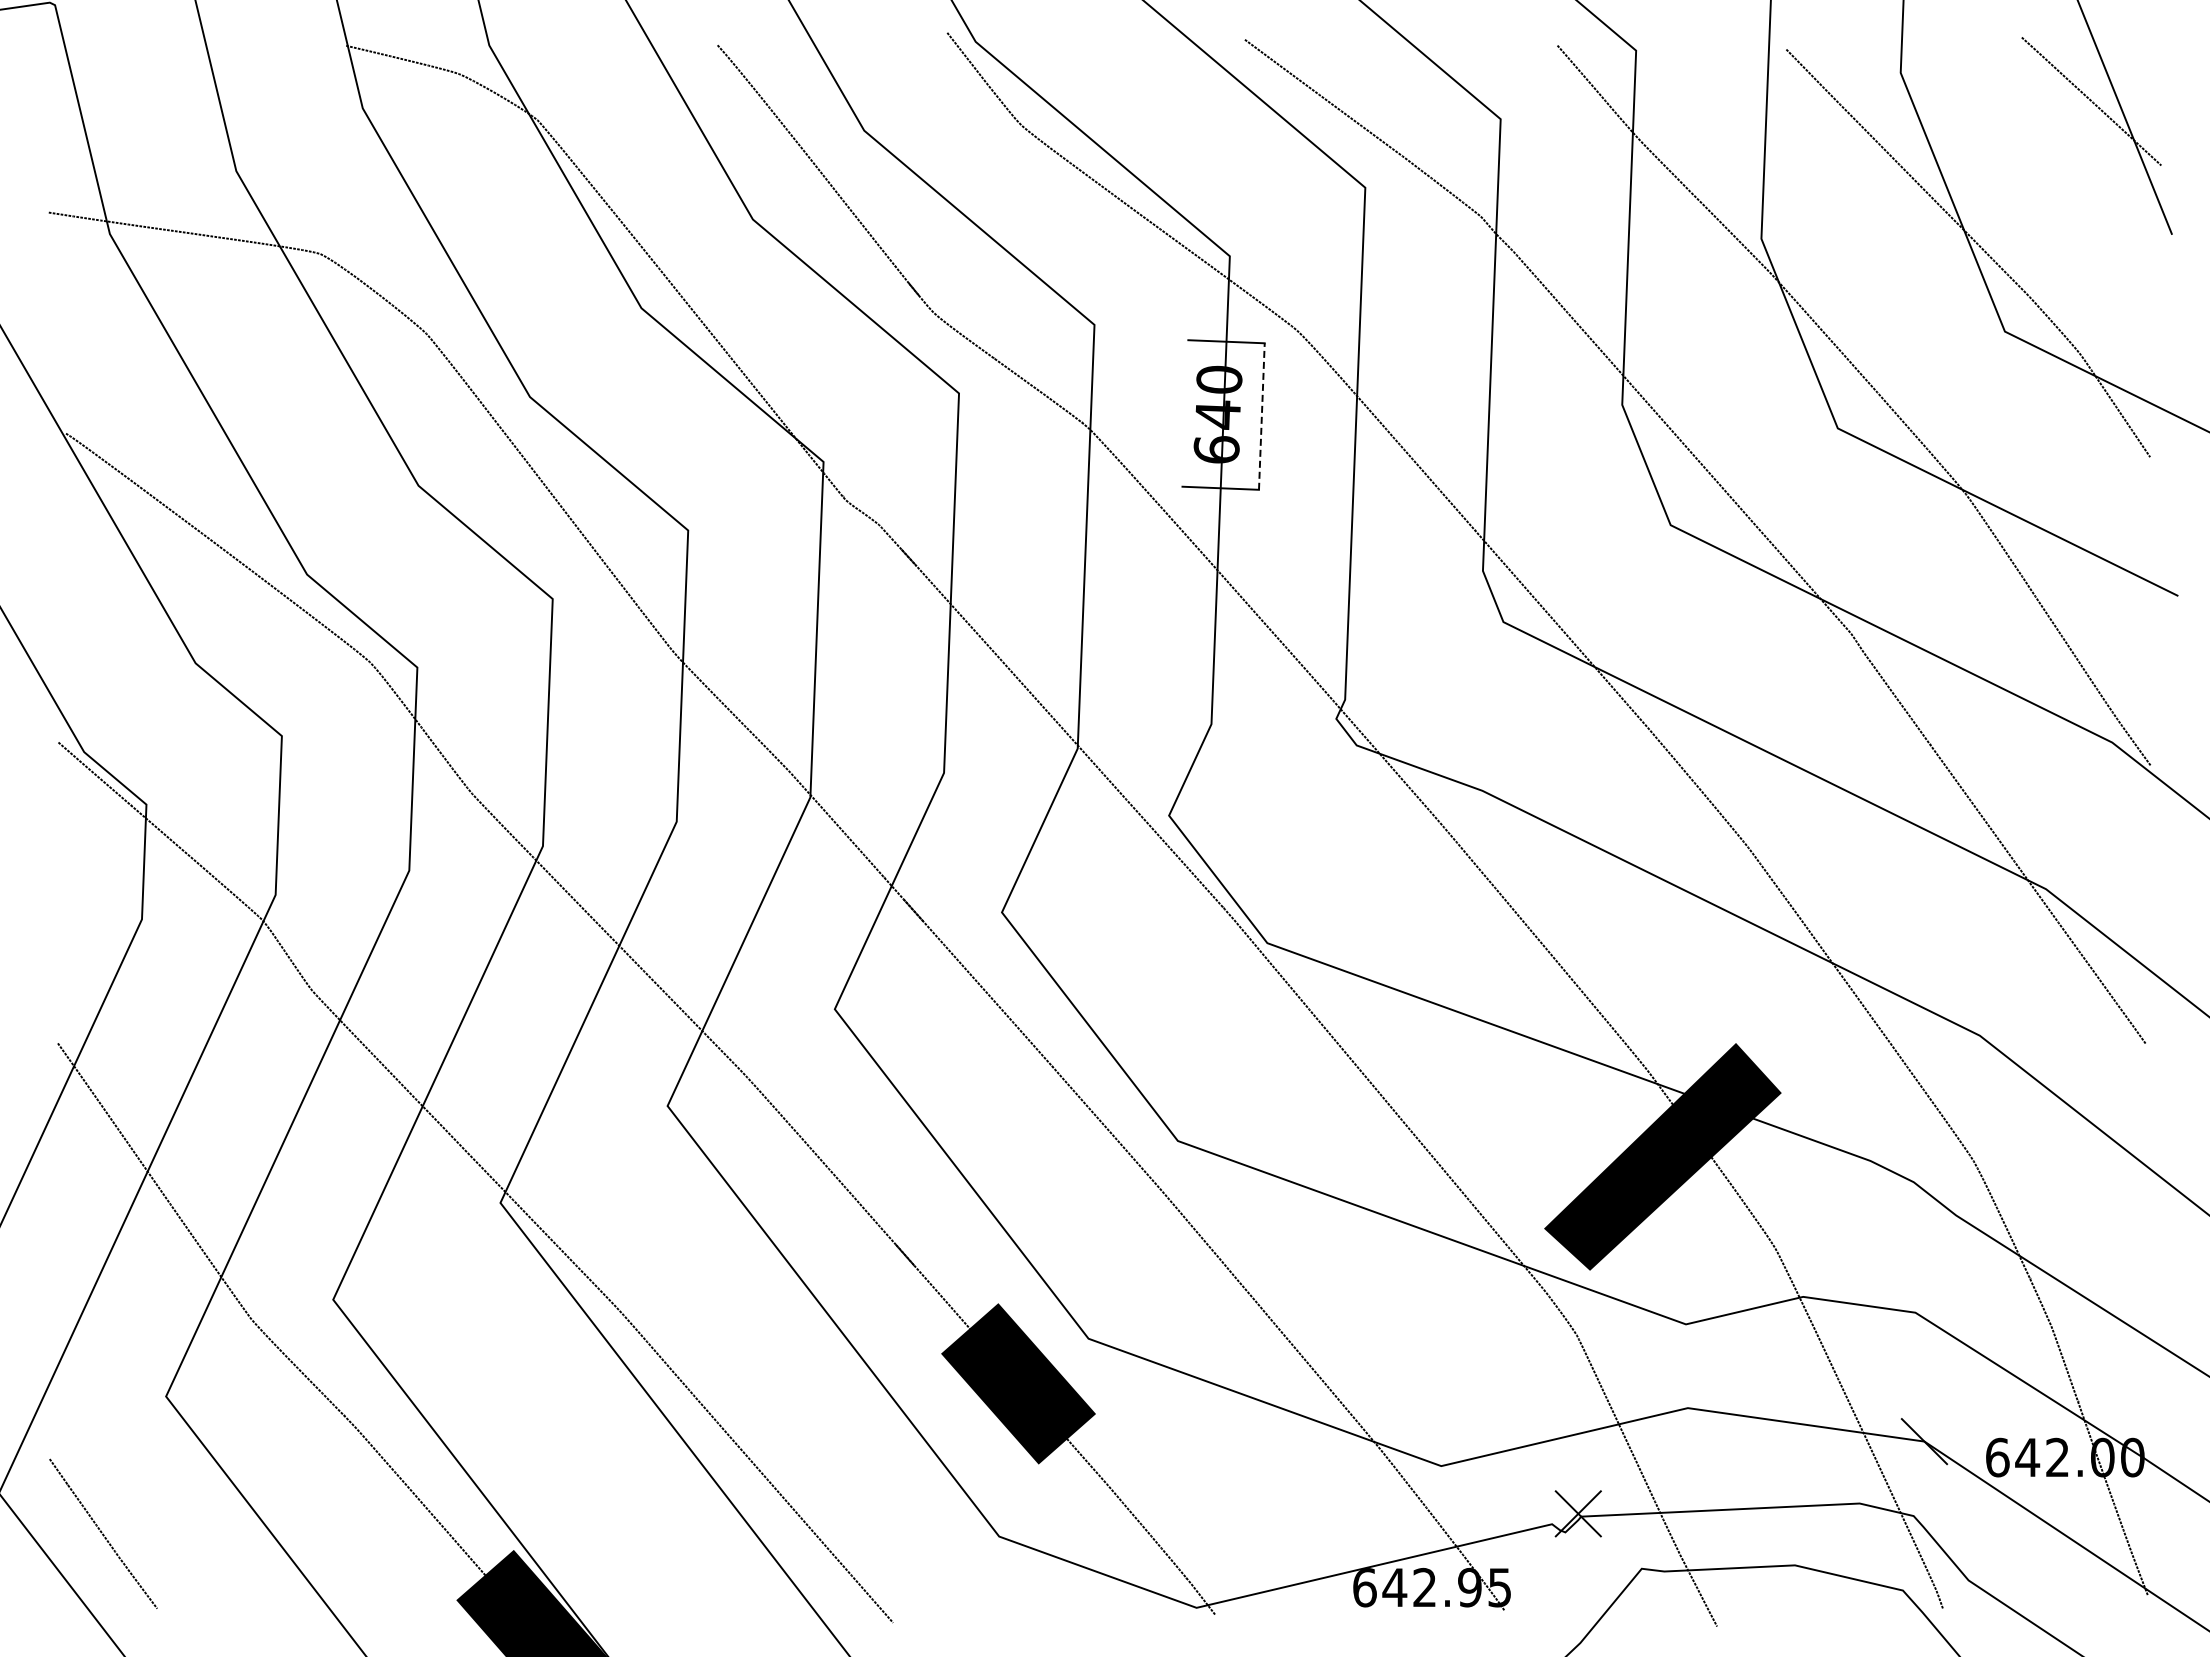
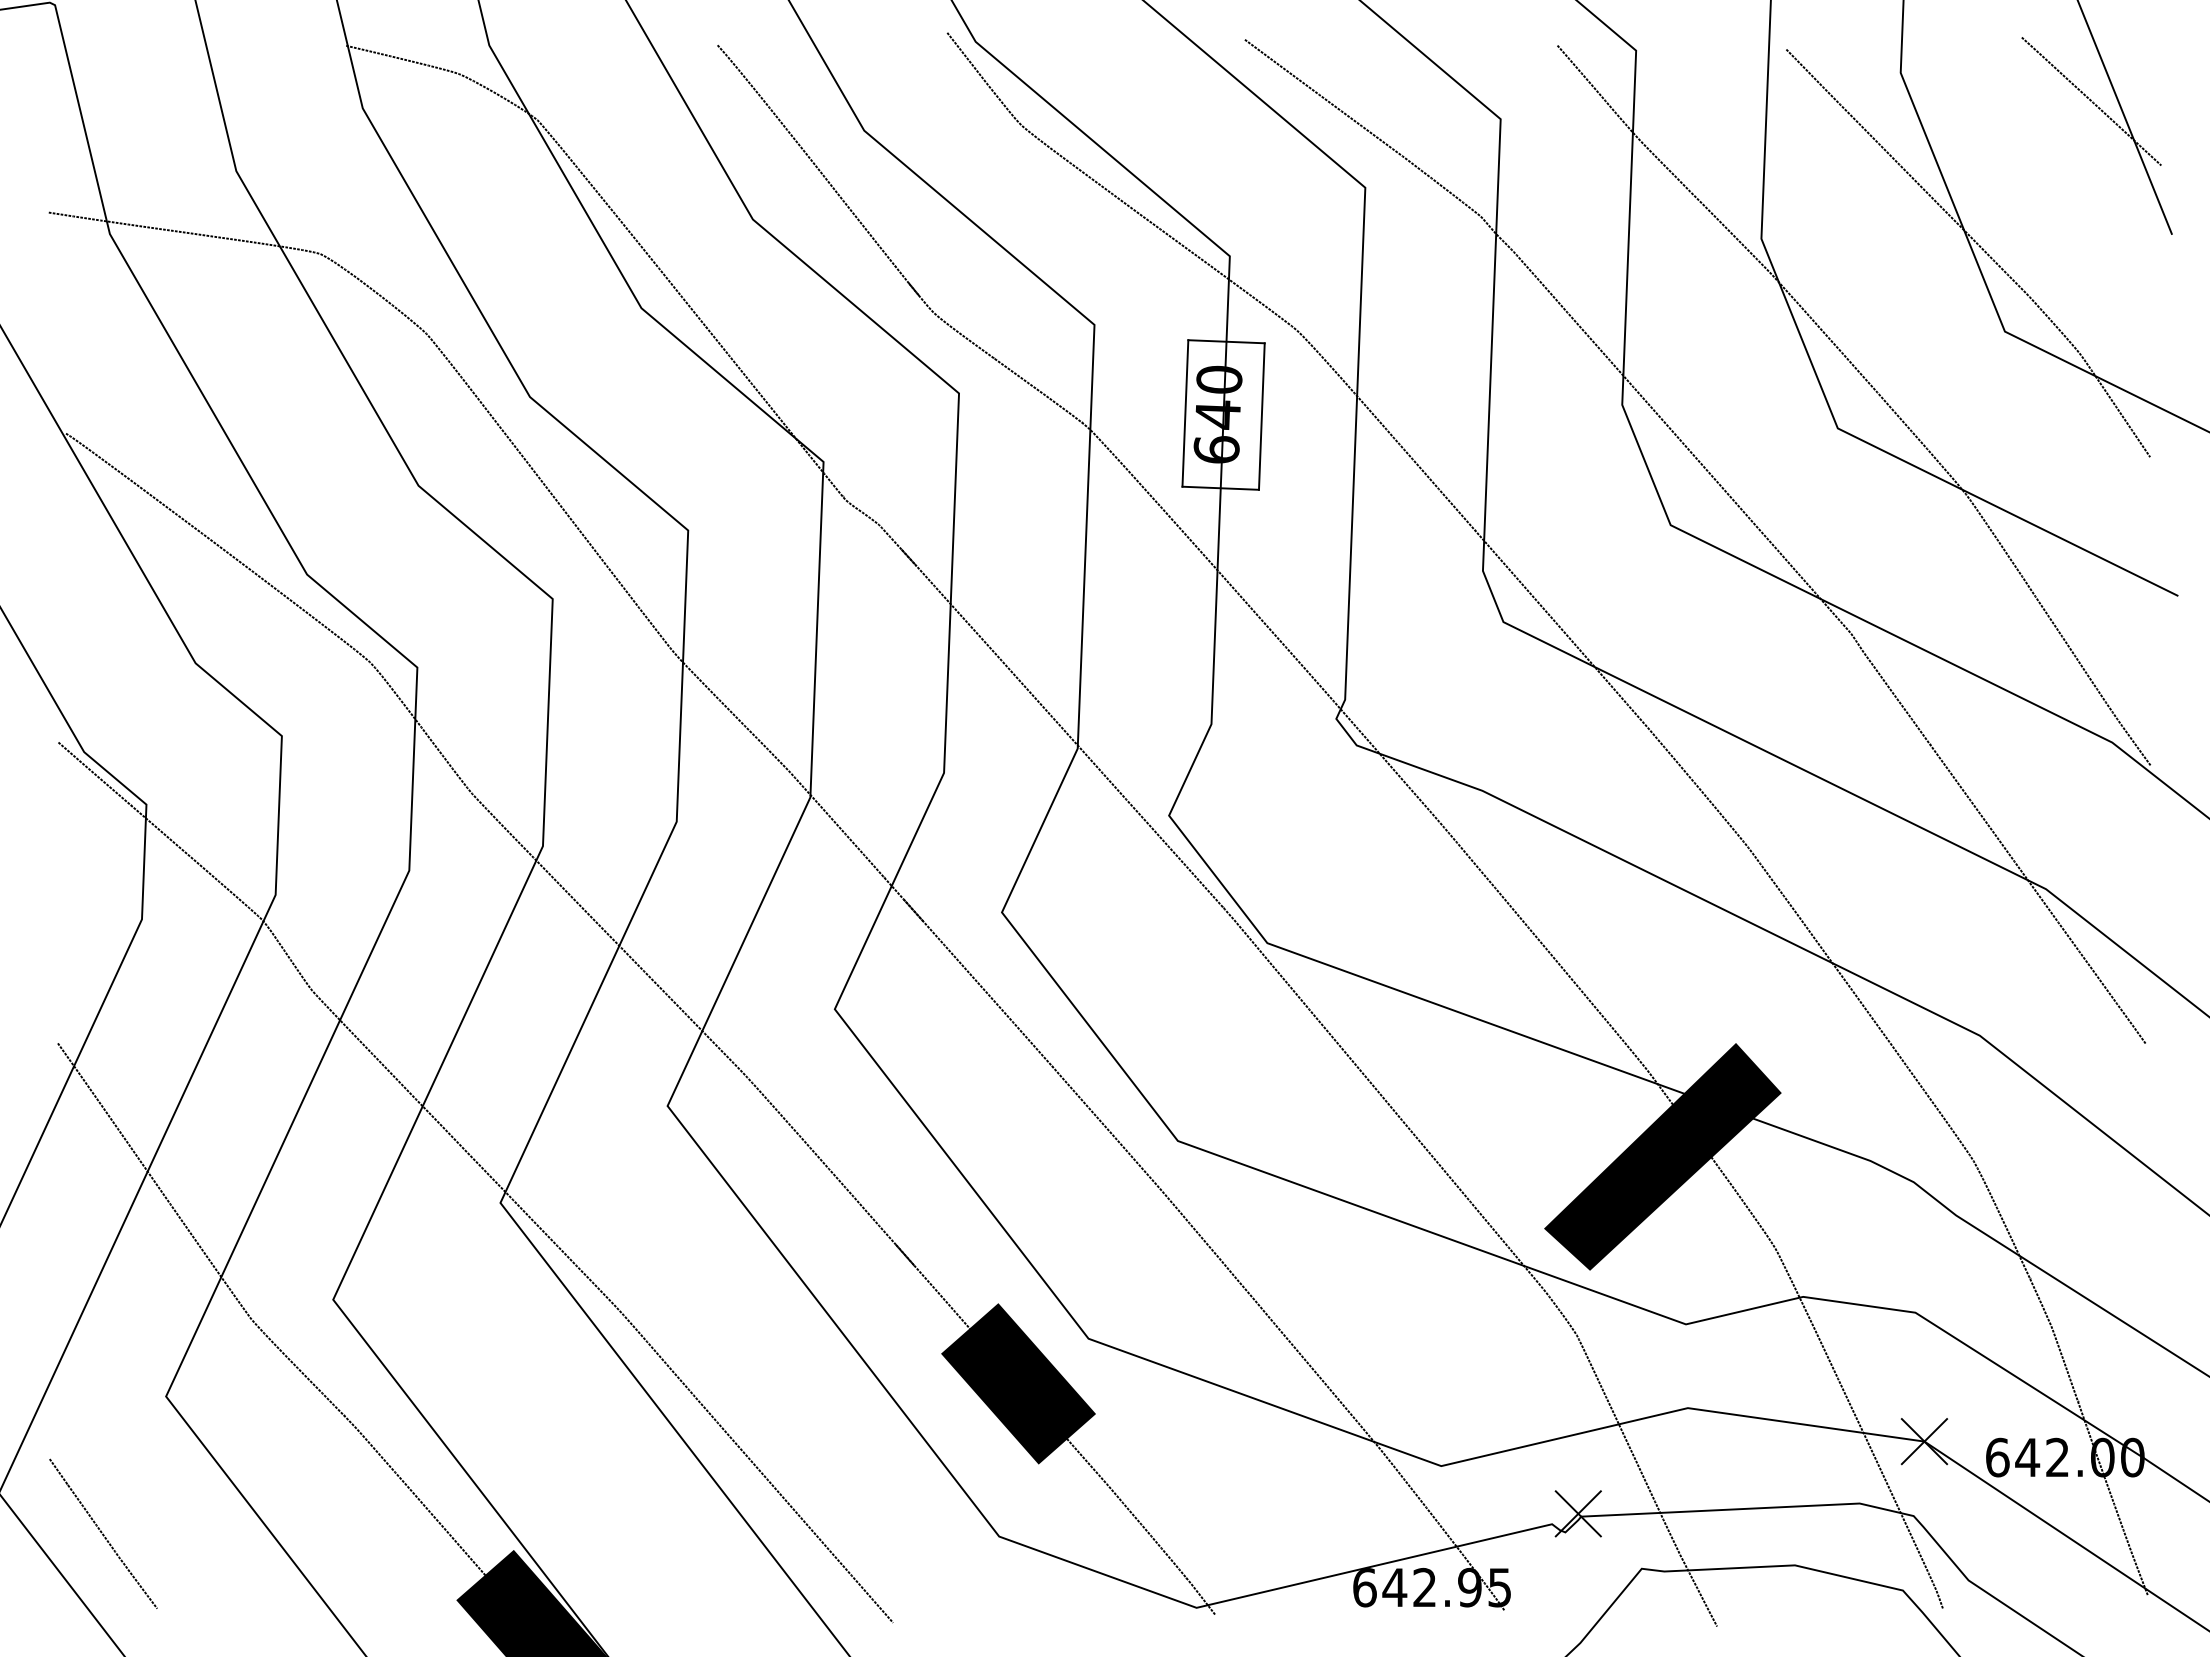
line: none -> present (1185, 413)
line: dashed -> solid (1261, 416)
line: none -> present (1924, 1441)
